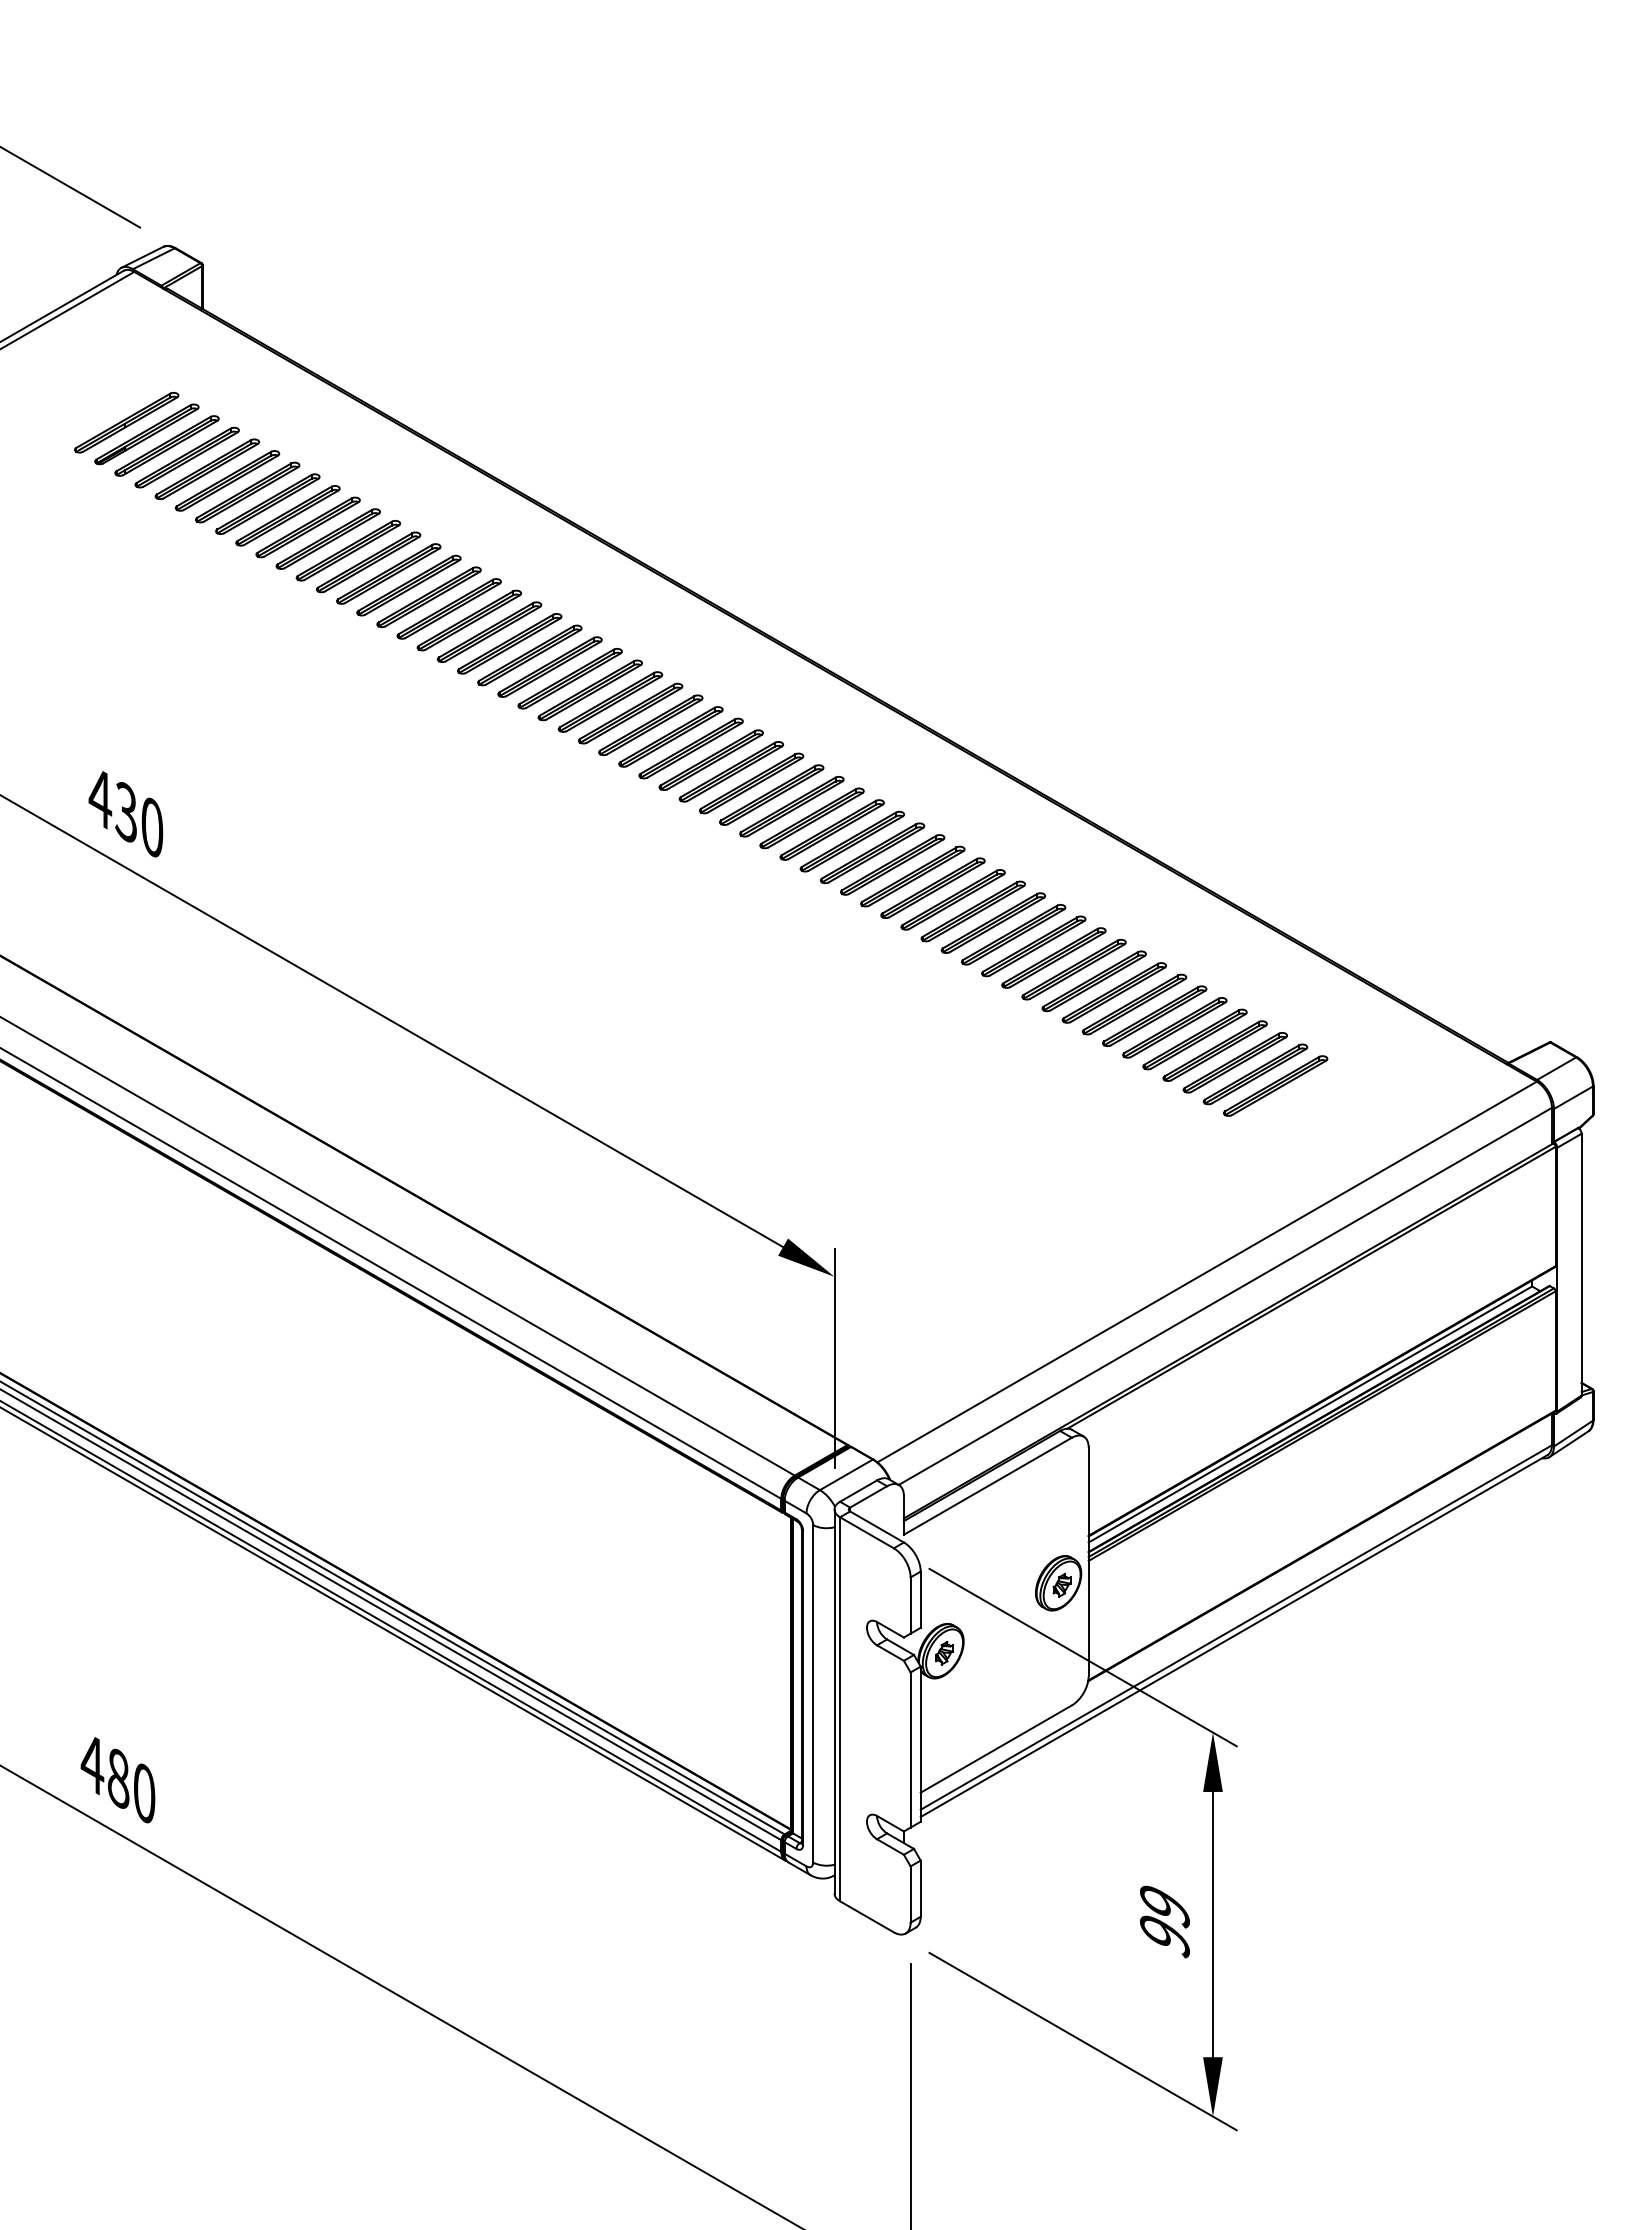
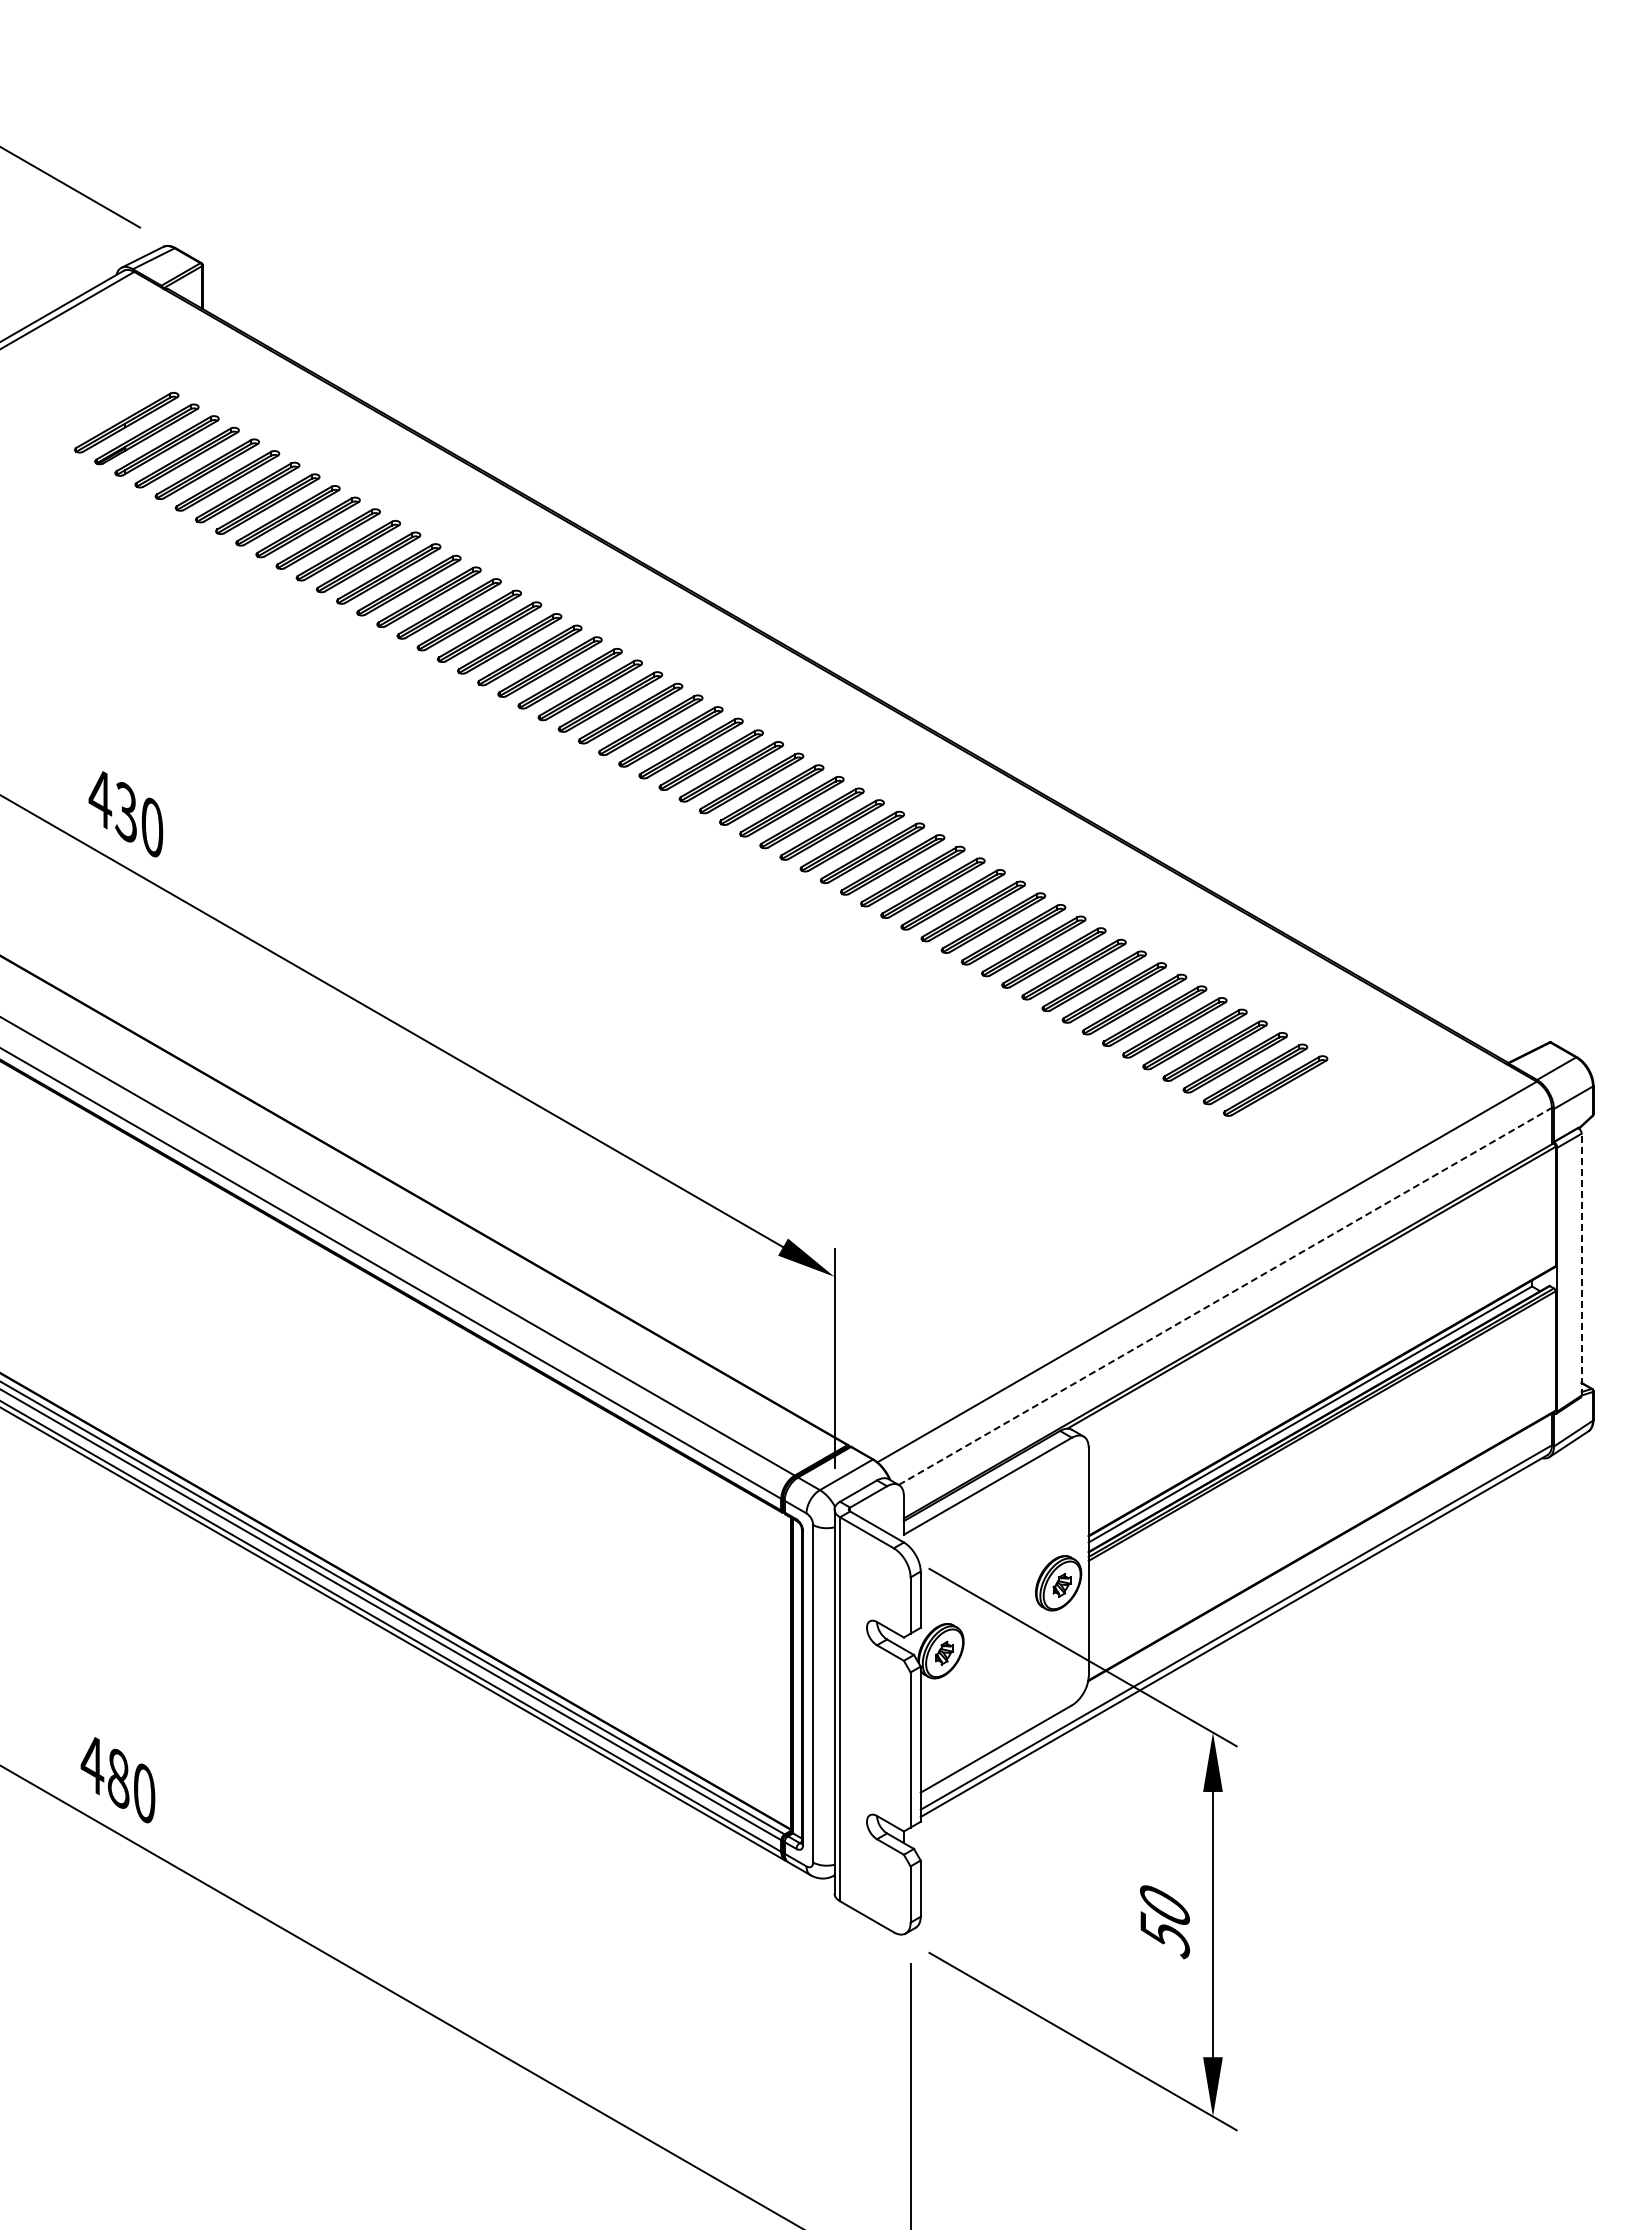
line: solid -> dashed (1581, 1264)
line: solid -> dashed (1225, 1296)
text: 99 -> 50 (1164, 1922)
